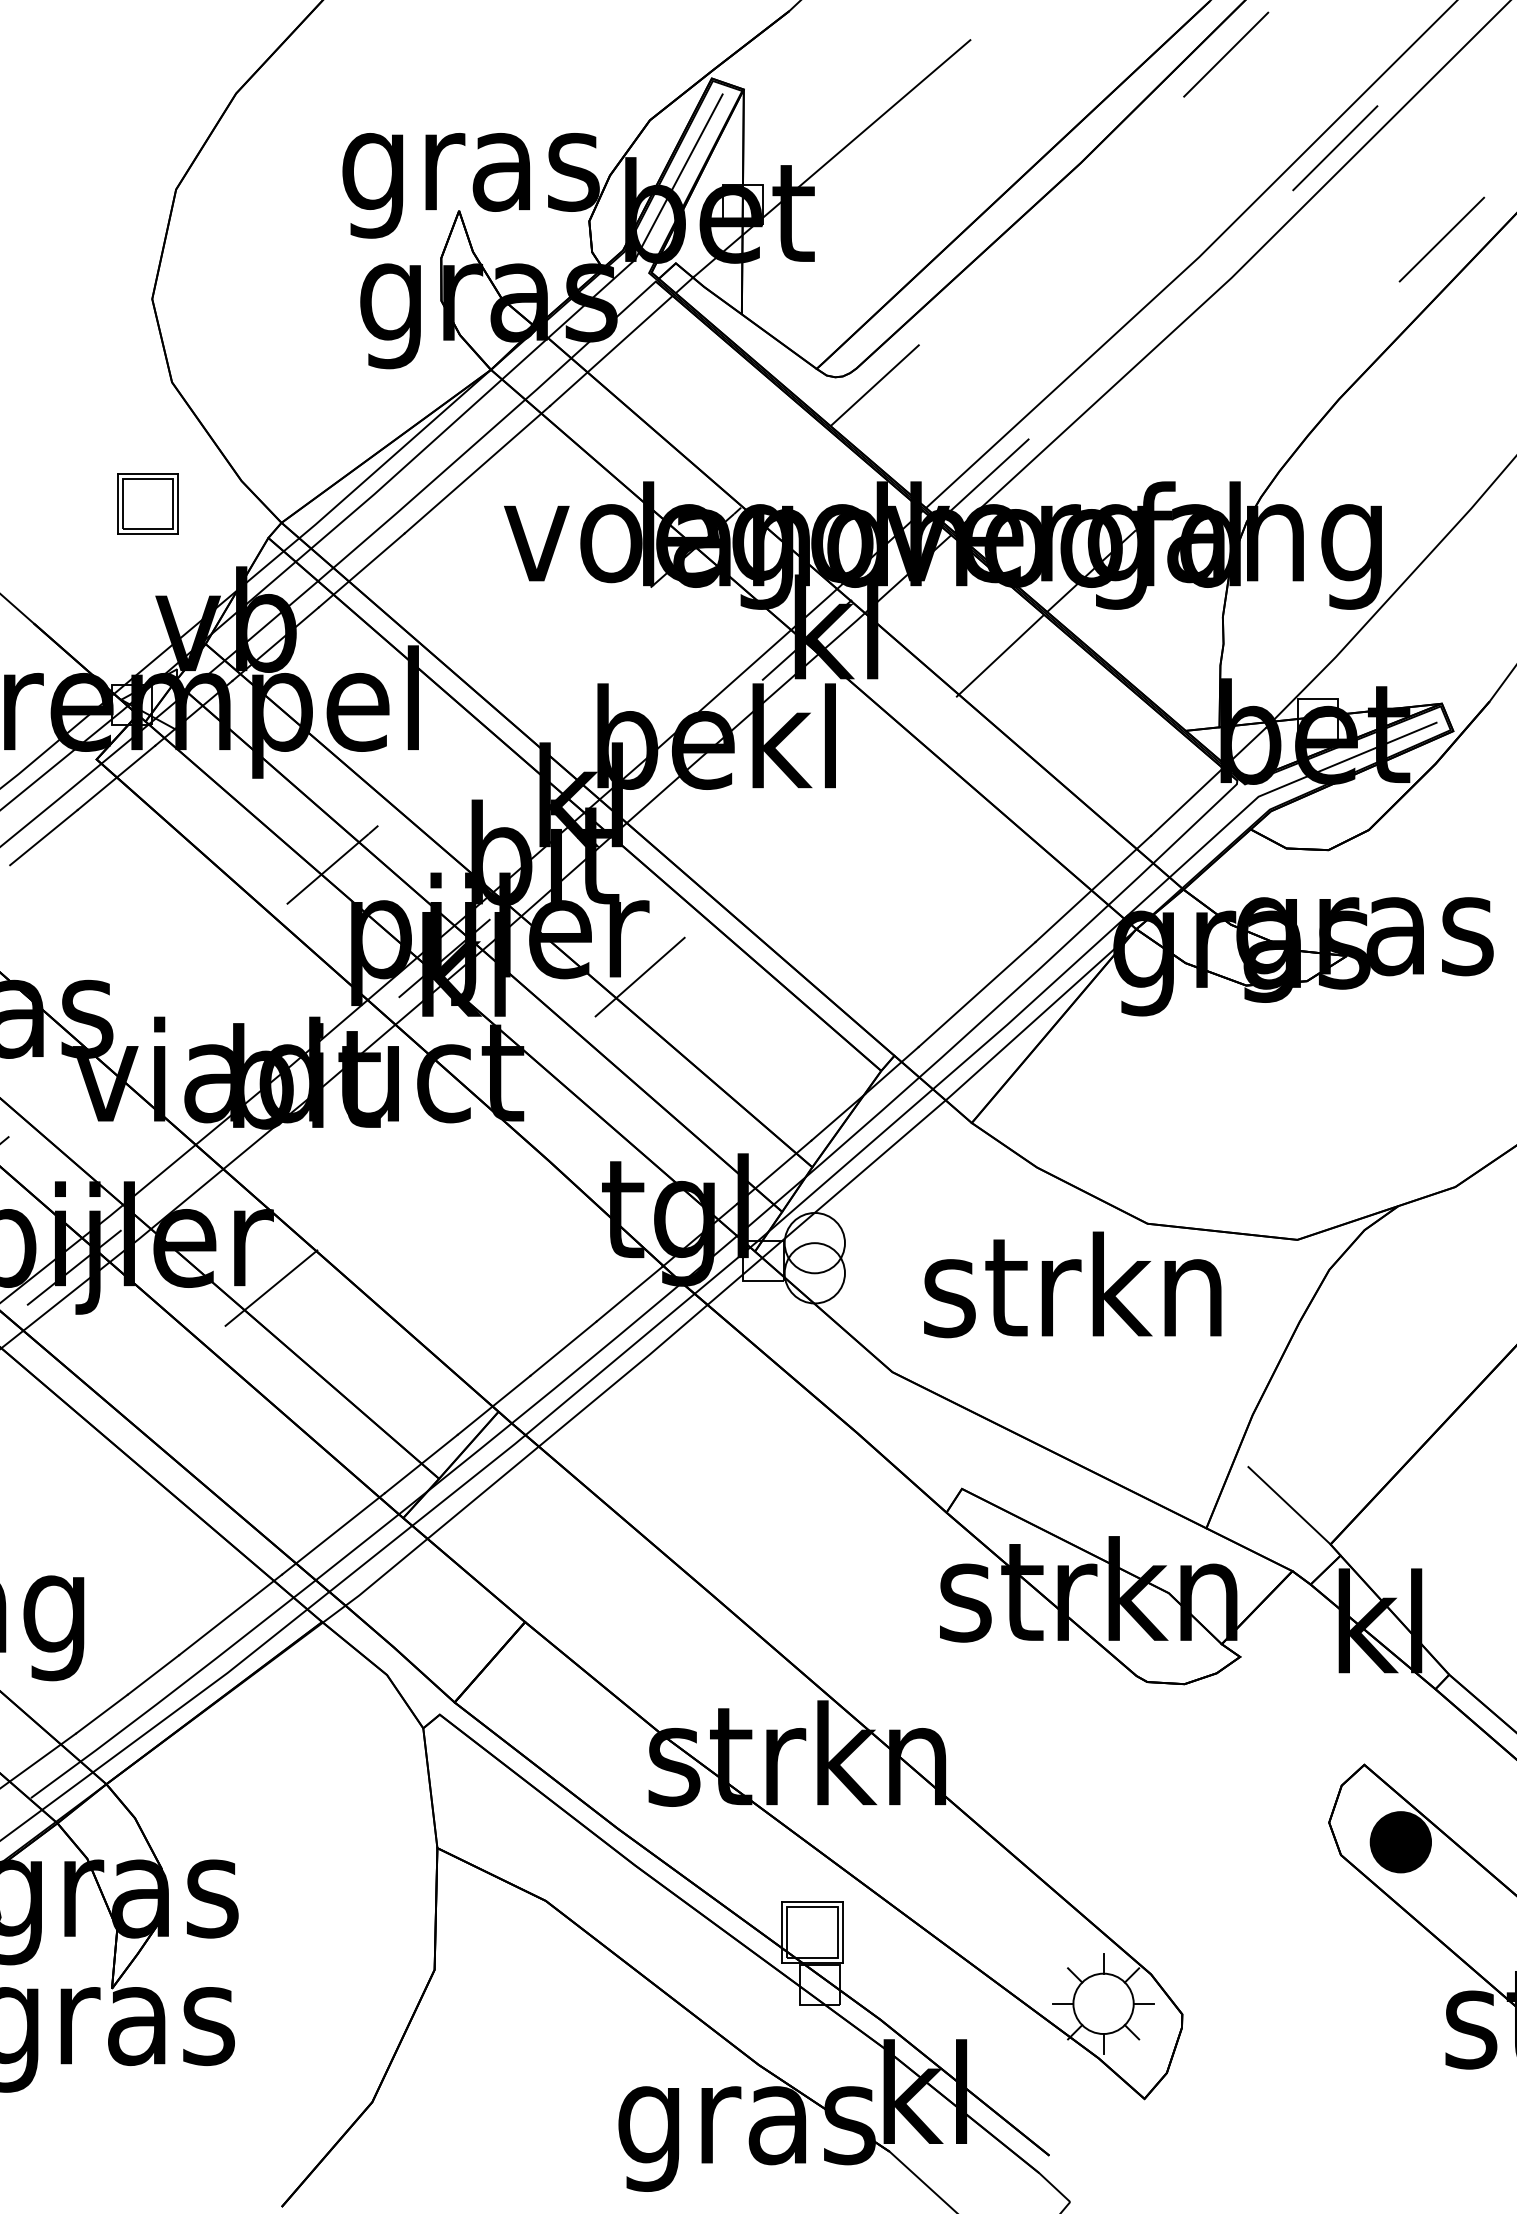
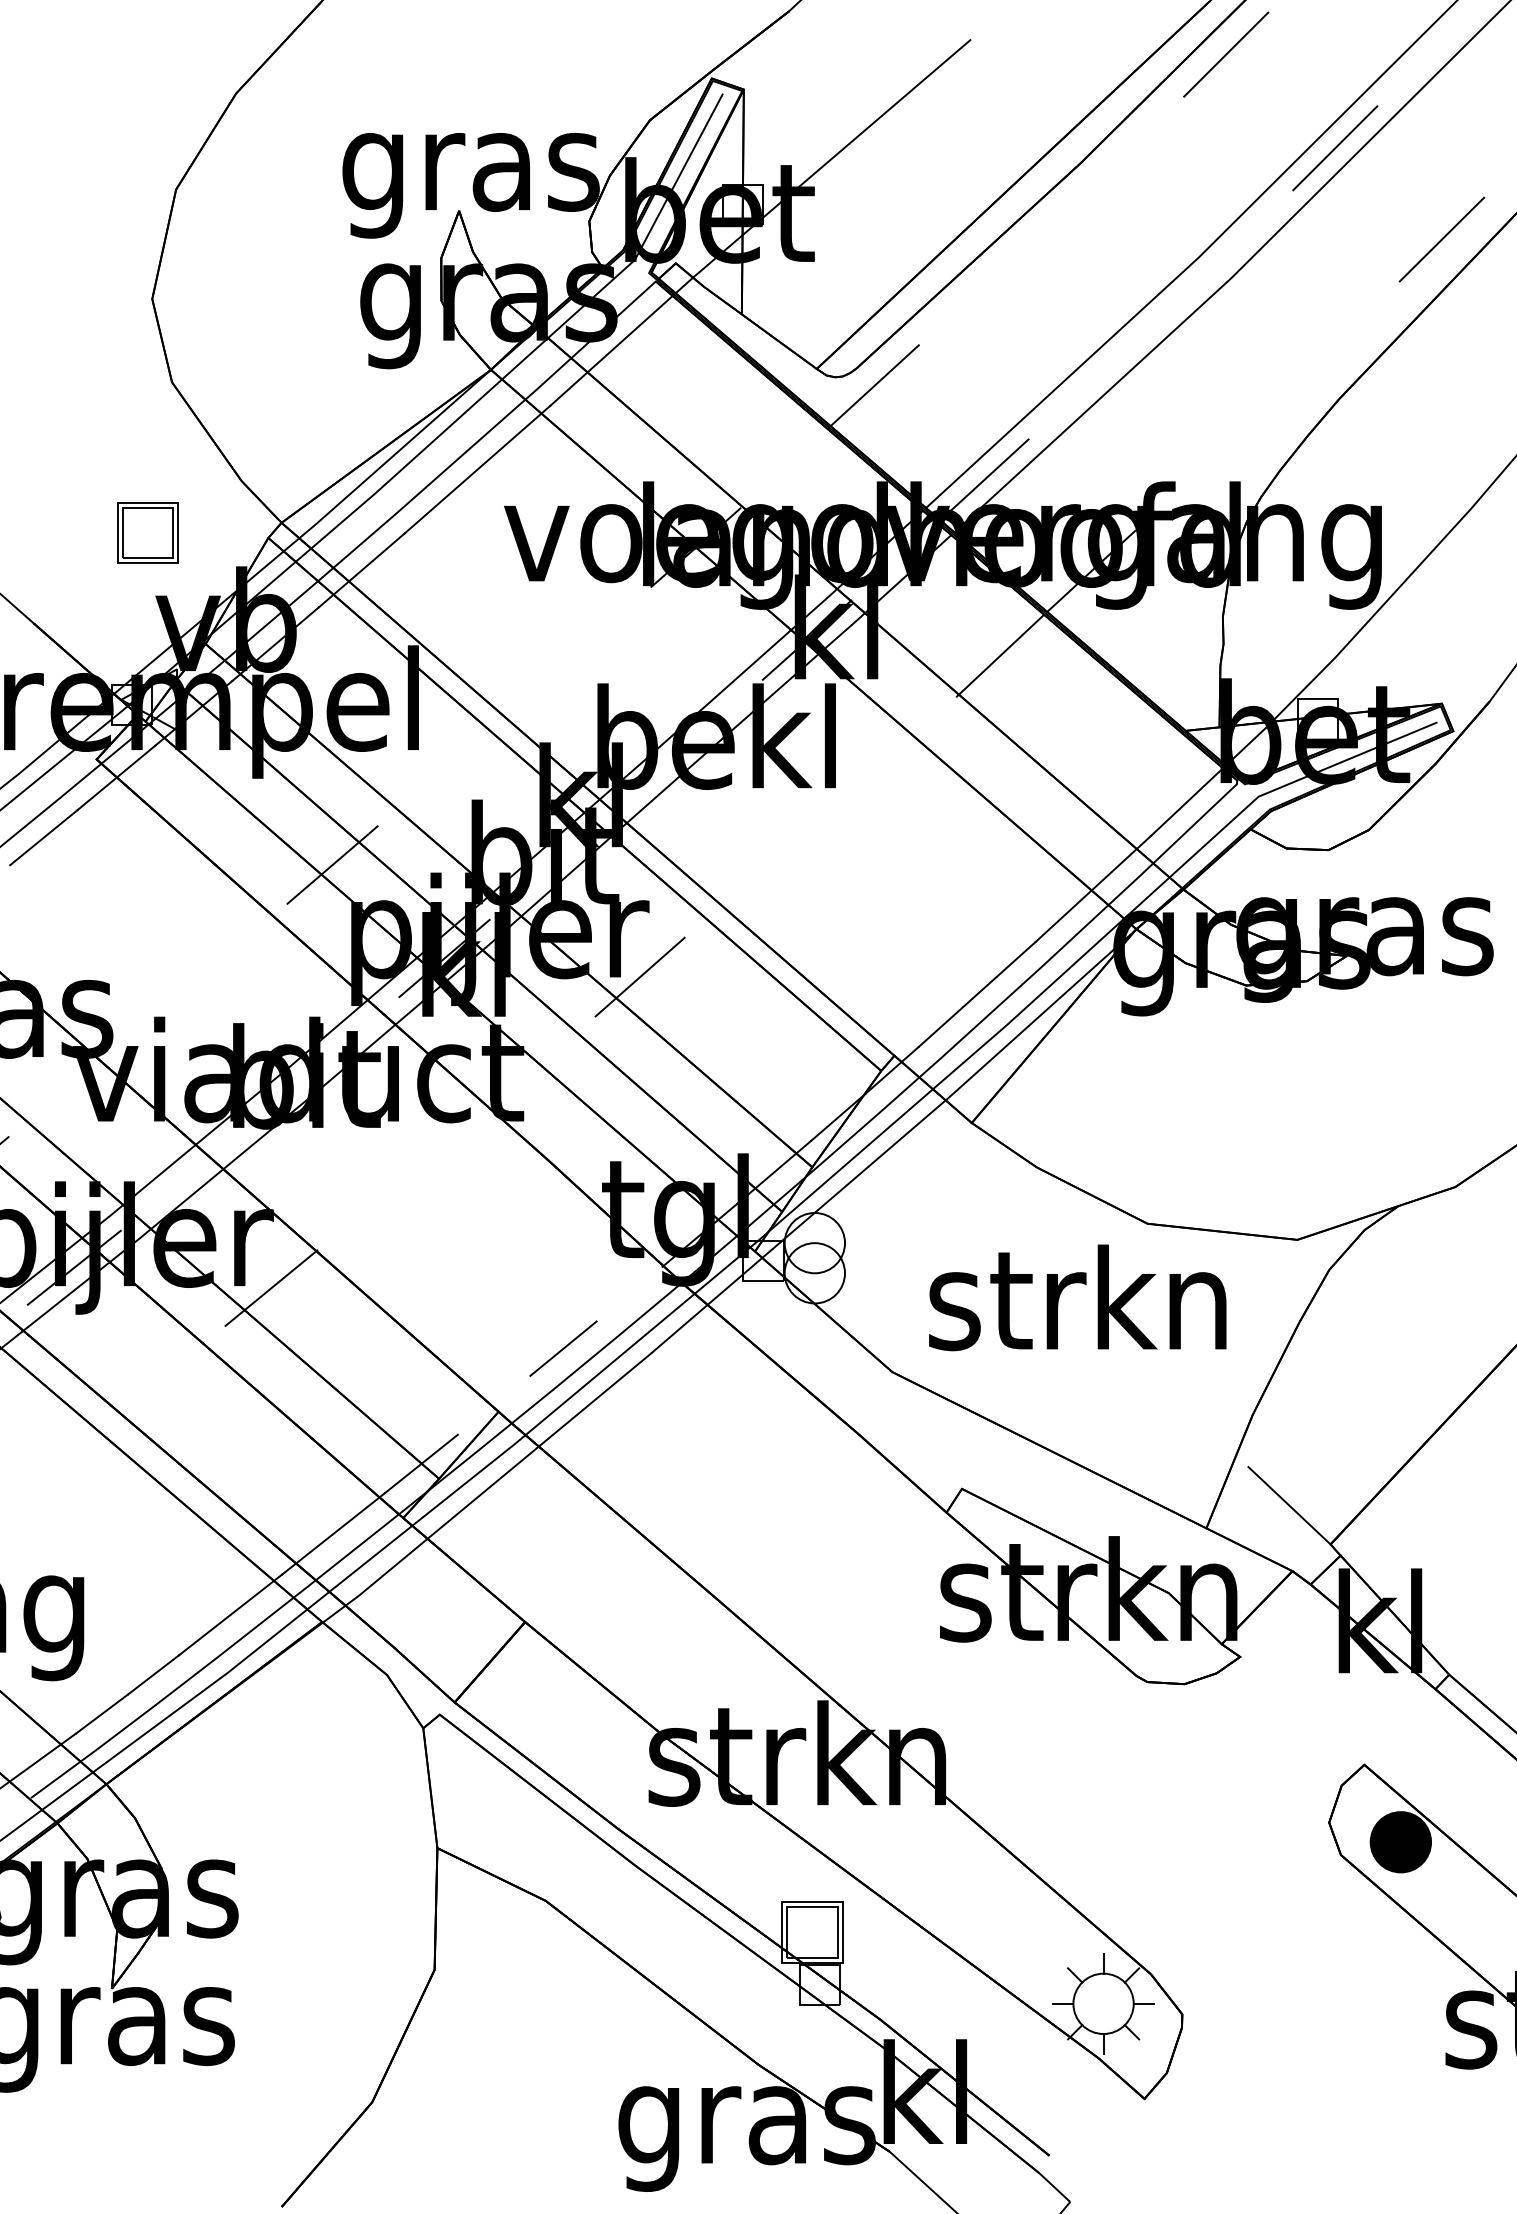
part position: (147, 503) -> (147, 532) (147, 532)
text position: (1072, 1284) -> (1077, 1297) (1077, 1297)
line: present -> none (629, 1293)
line: present -> none (493, 1404)
